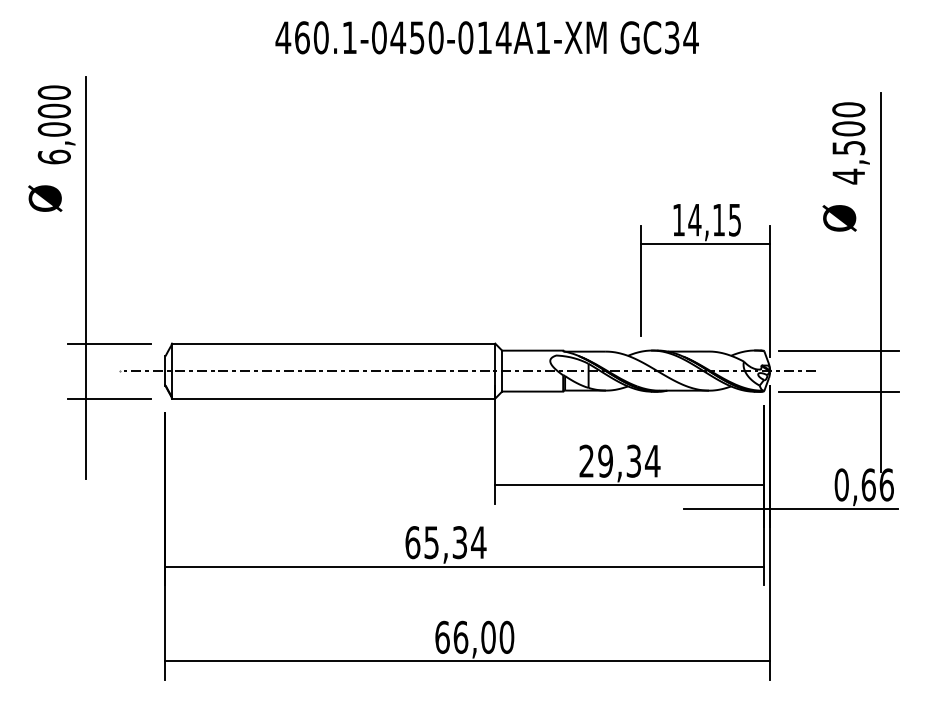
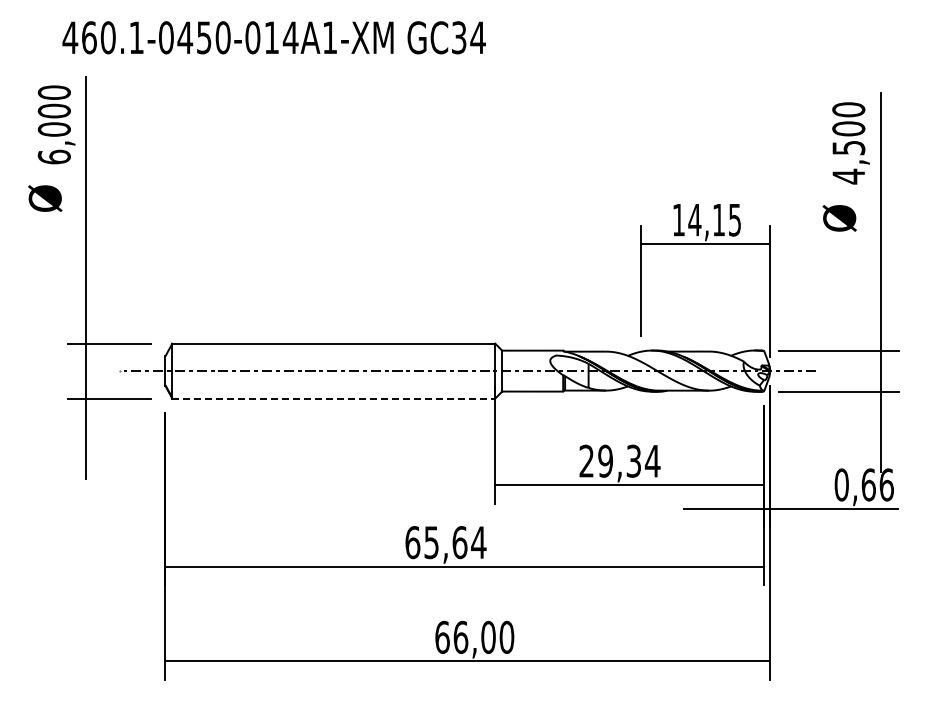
text position: (486, 37) -> (273, 37) (273, 37)
line: solid -> dashed (333, 398)
text: 65,34 -> 65,64 (459, 542)
